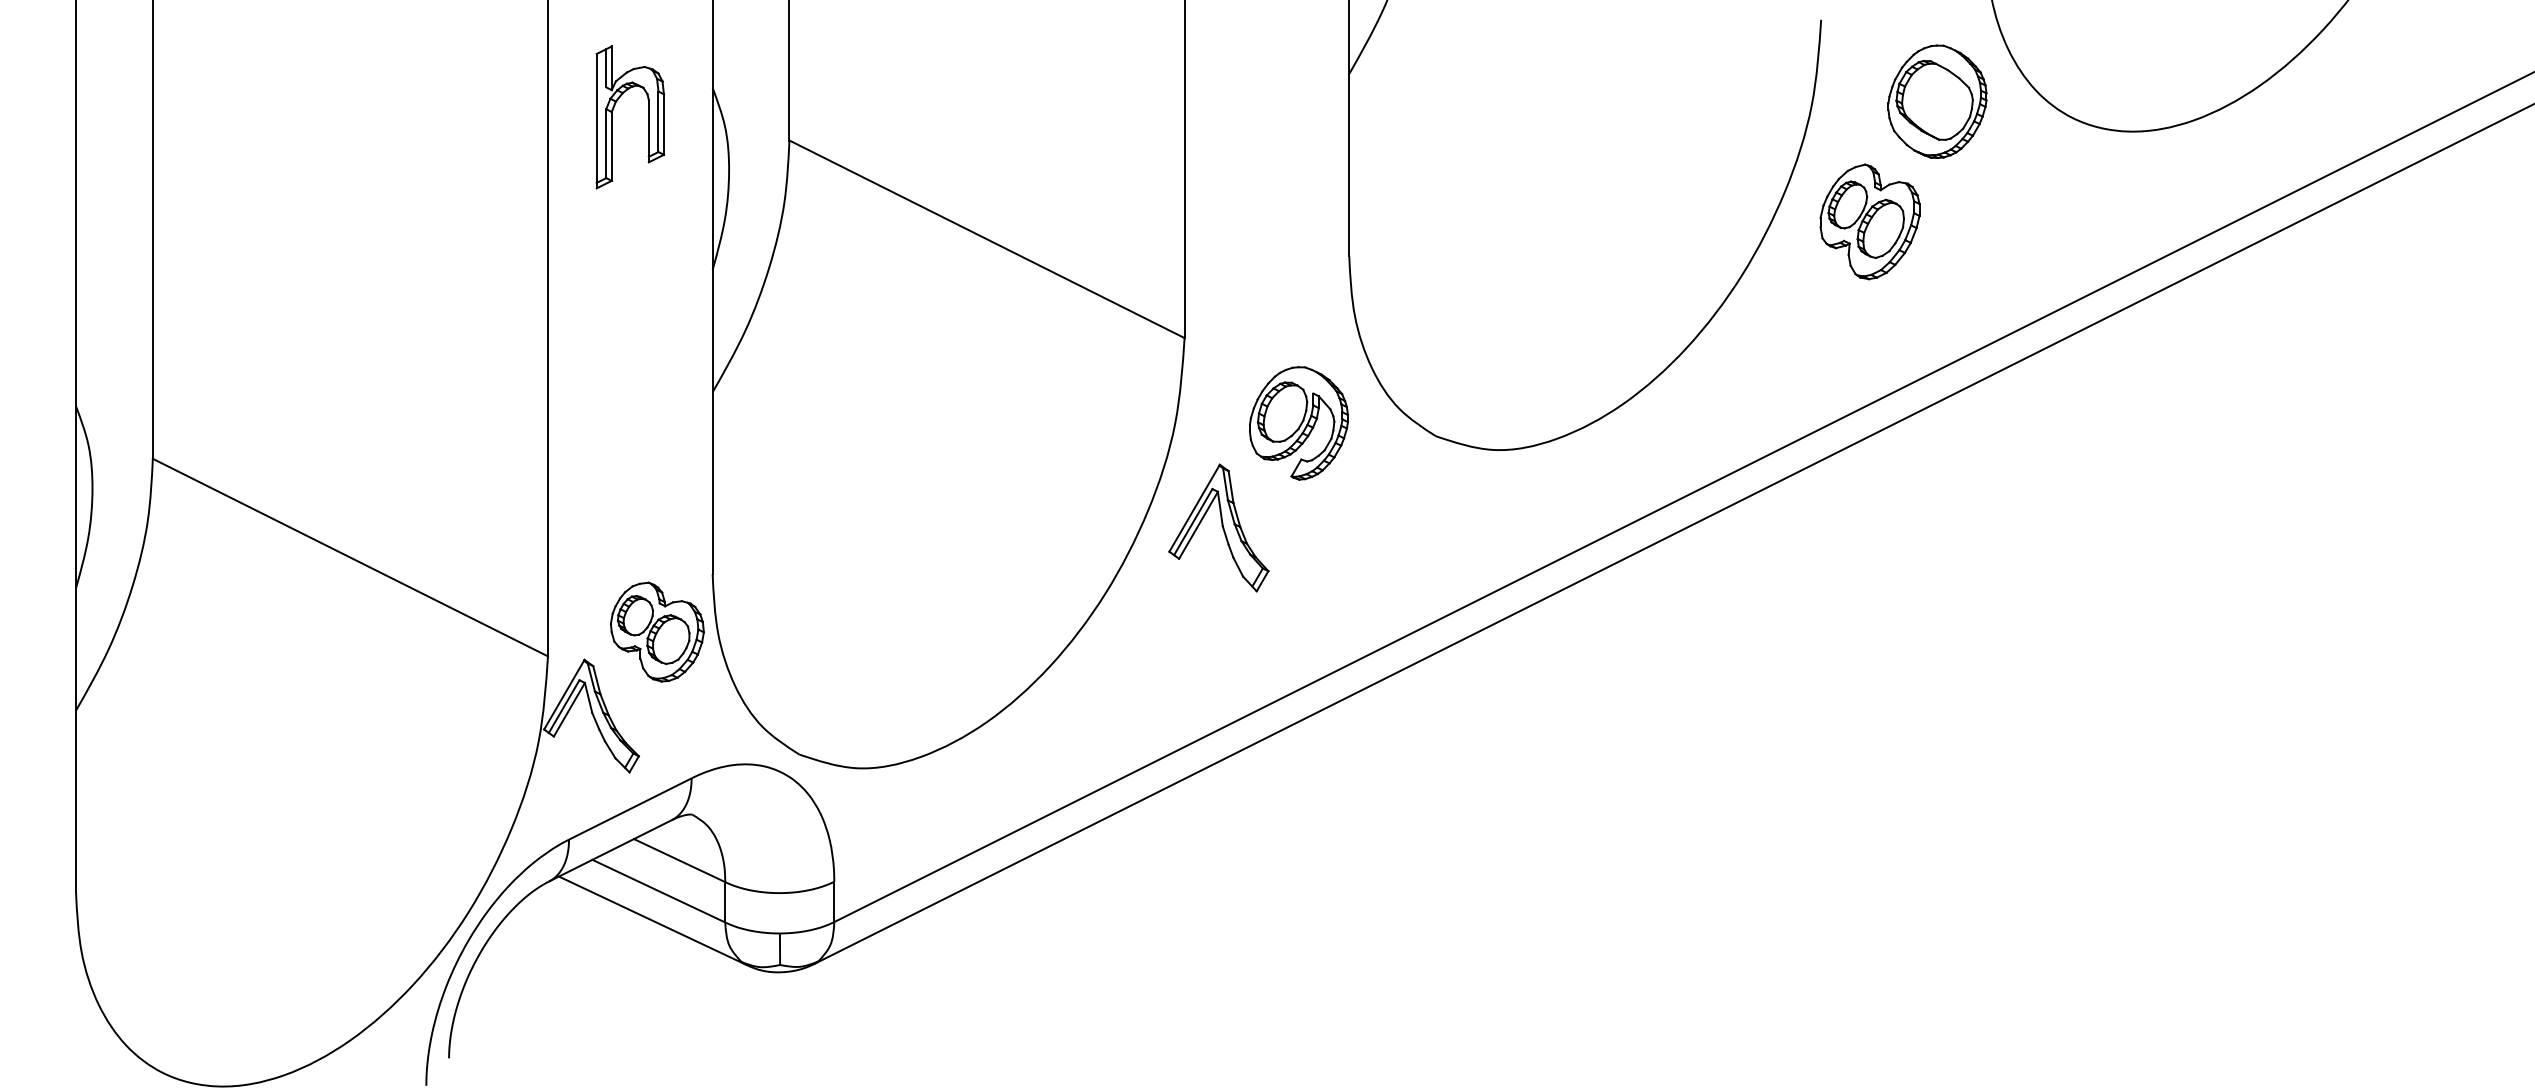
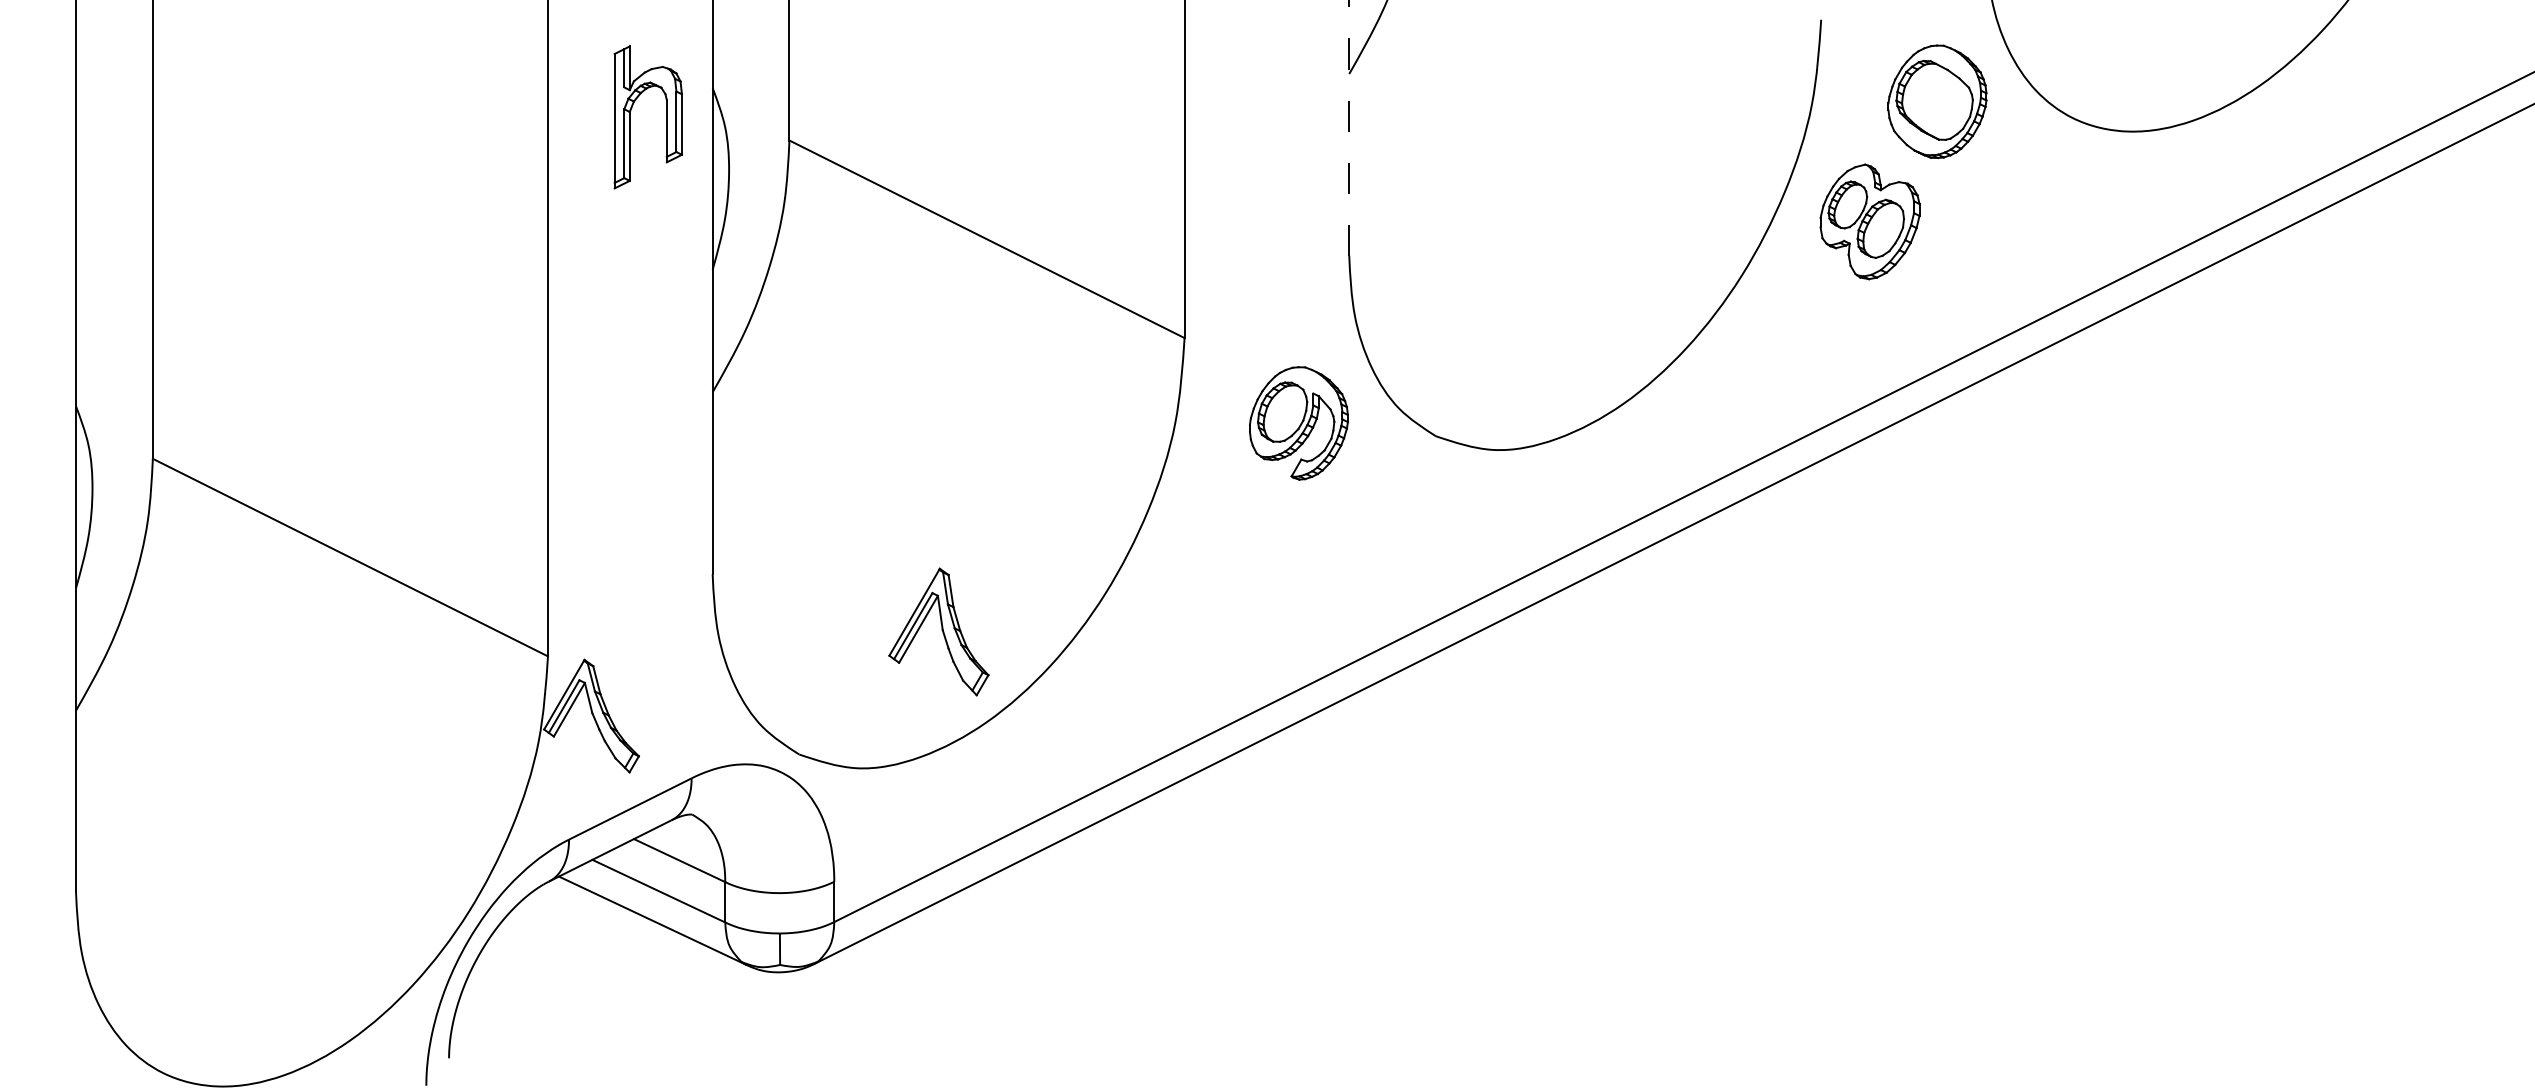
part position: (612, 117) -> (630, 117) (630, 117)
line: solid -> dashed (1349, 127)
part position: (1218, 527) -> (938, 631) (938, 631)
part: present -> none (657, 631)
